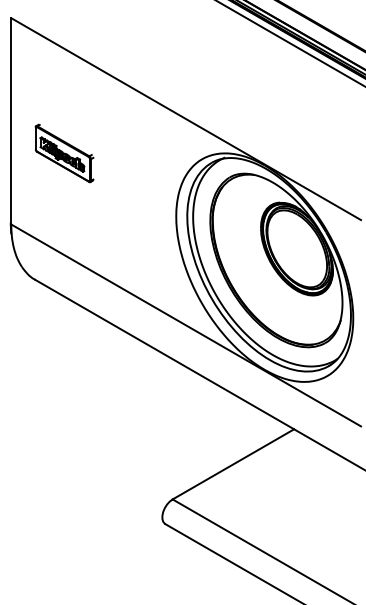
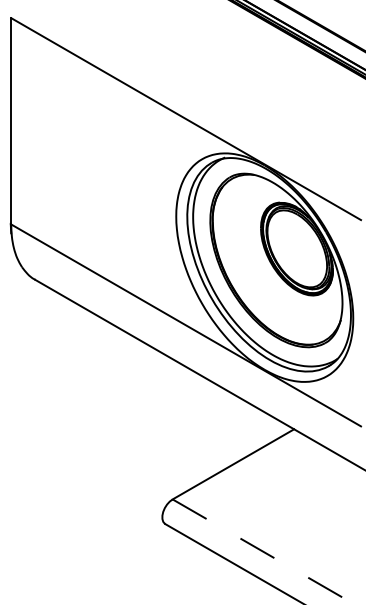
line: present -> none (290, 43)
part: present -> none (64, 153)
line: solid -> dashed (264, 552)
